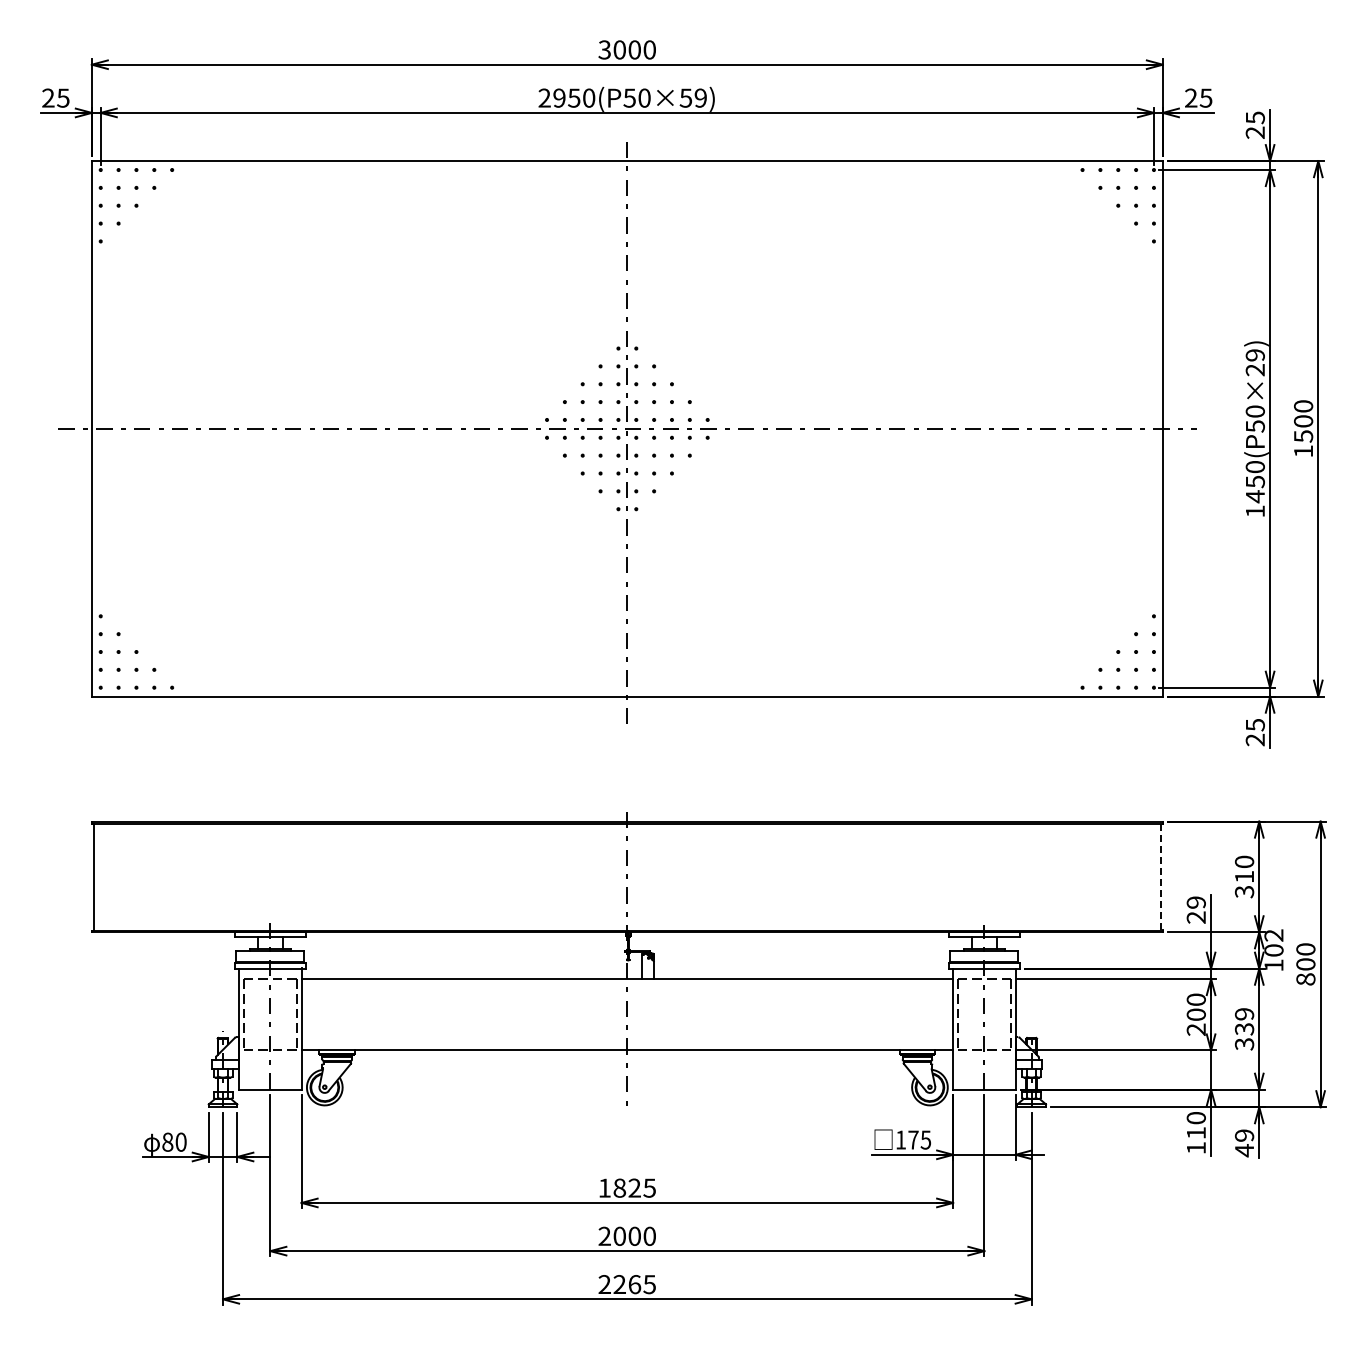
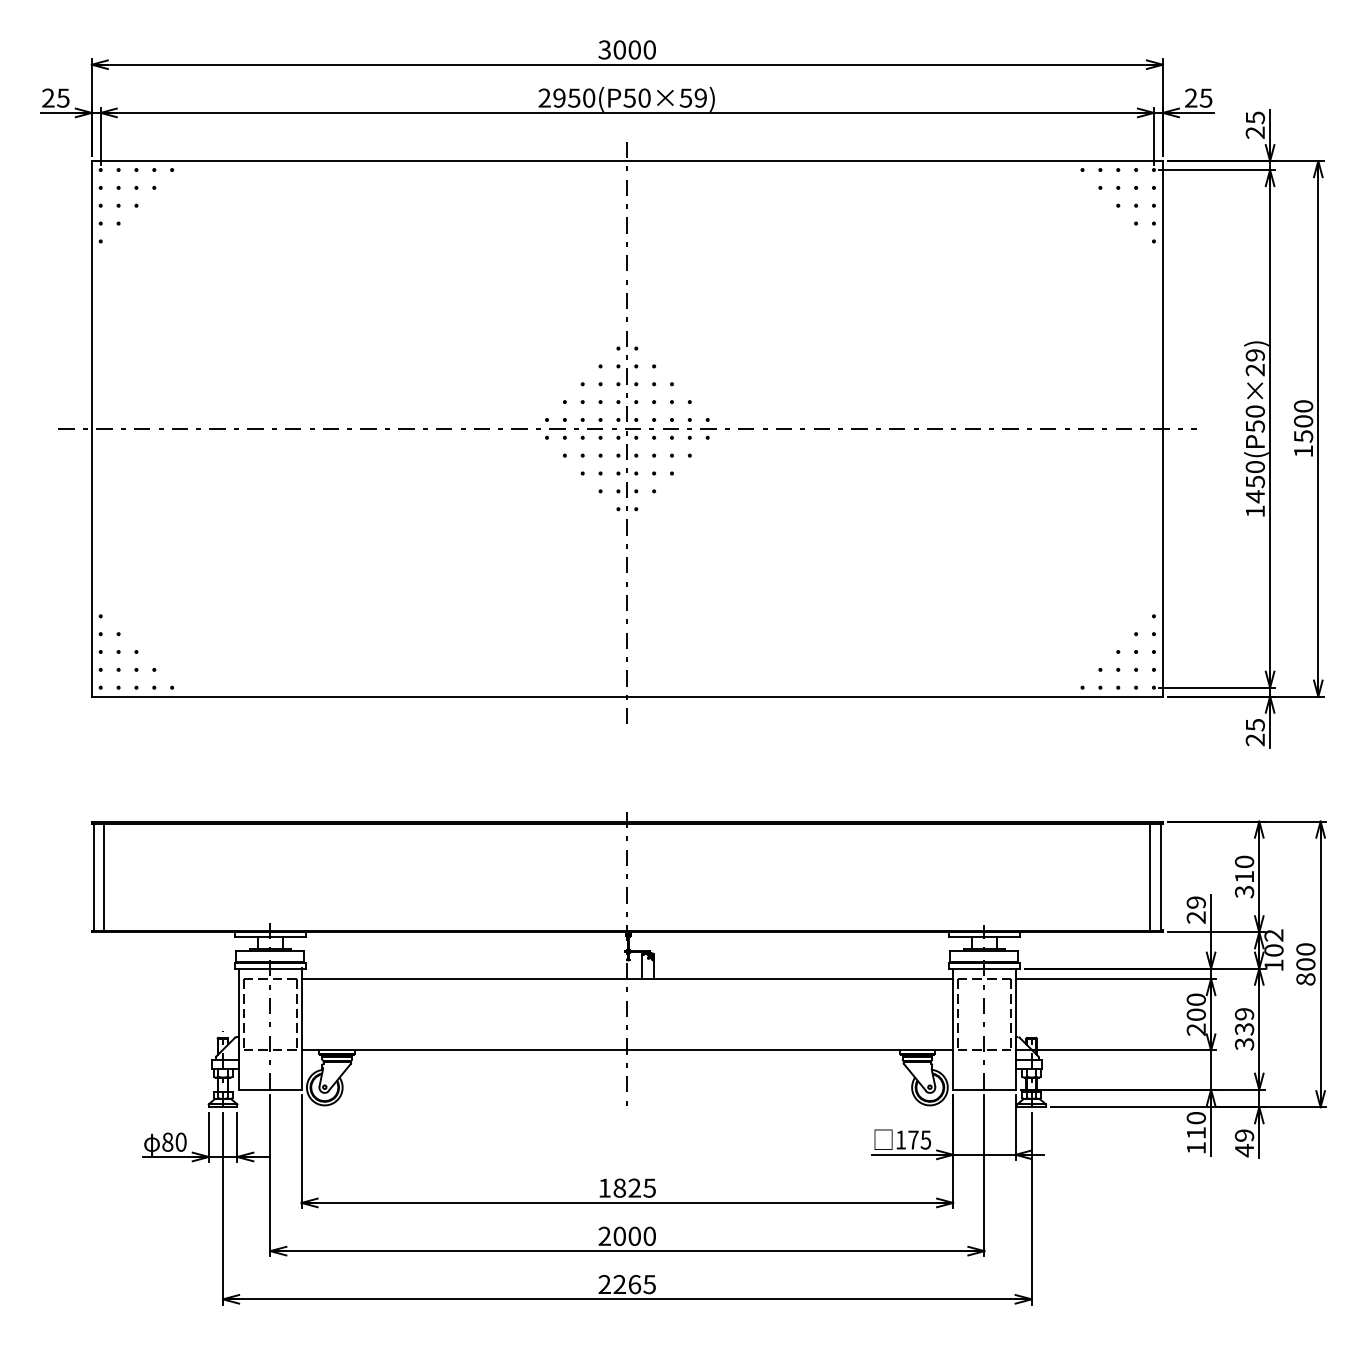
line: none -> present (104, 876)
line: none -> present (1150, 876)
line: dashed -> solid (1161, 877)
